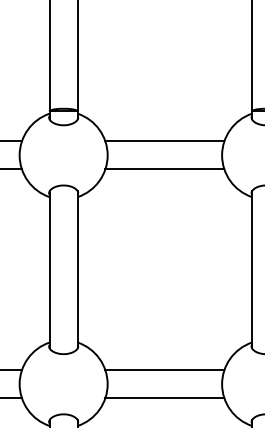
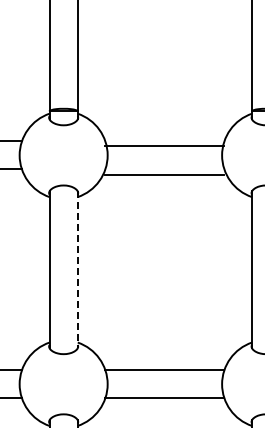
line position: (164, 141) -> (164, 146) (164, 146)
line position: (164, 169) -> (164, 175) (164, 175)
line: solid -> dashed (77, 270)
